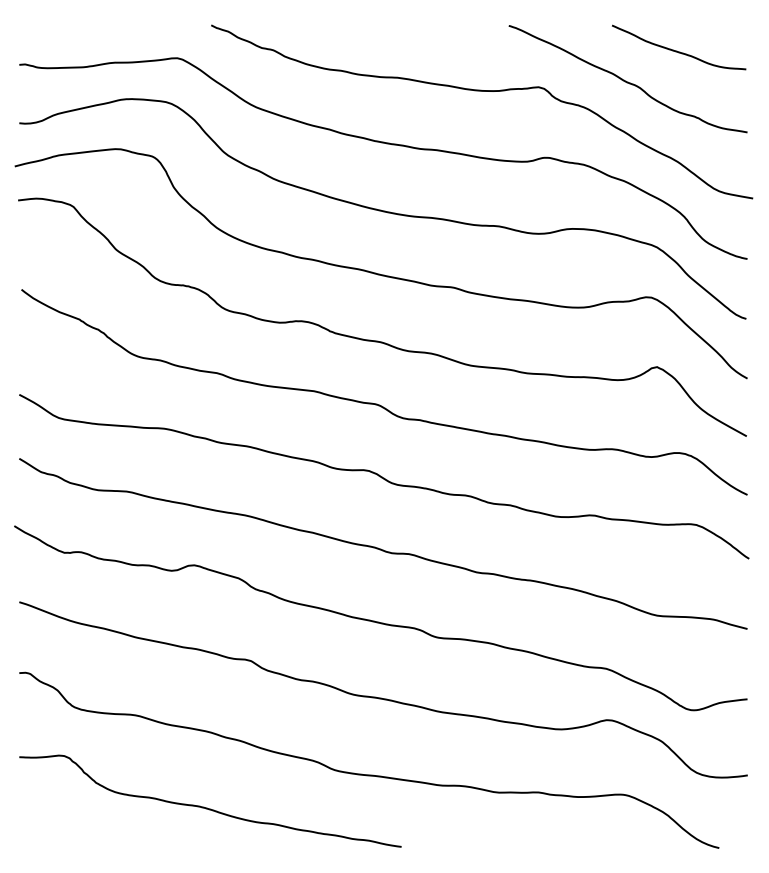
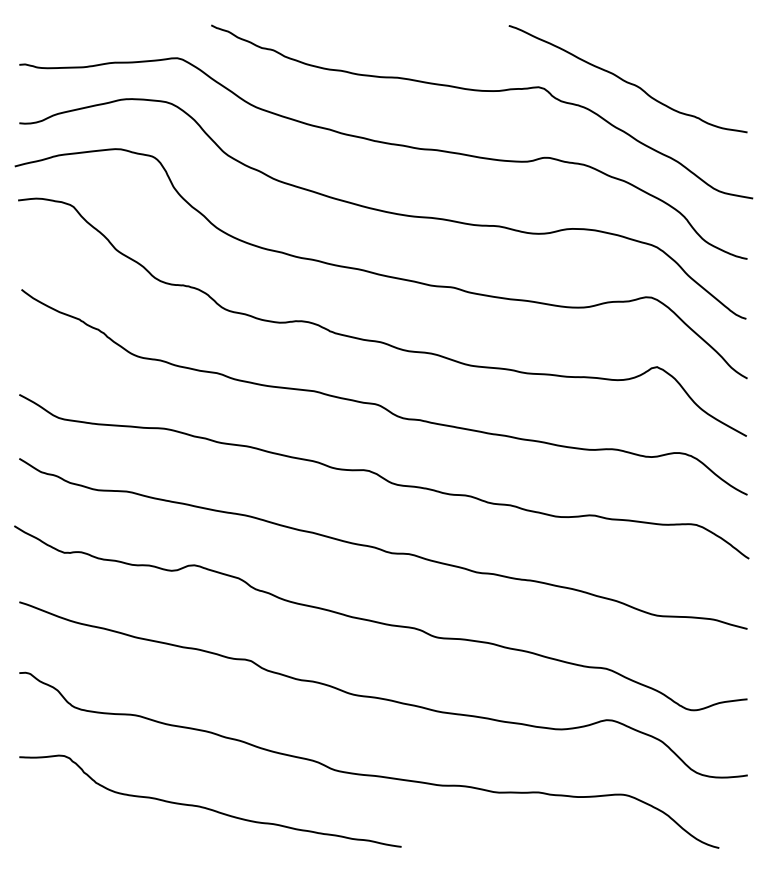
curve: present -> none (677, 50)
